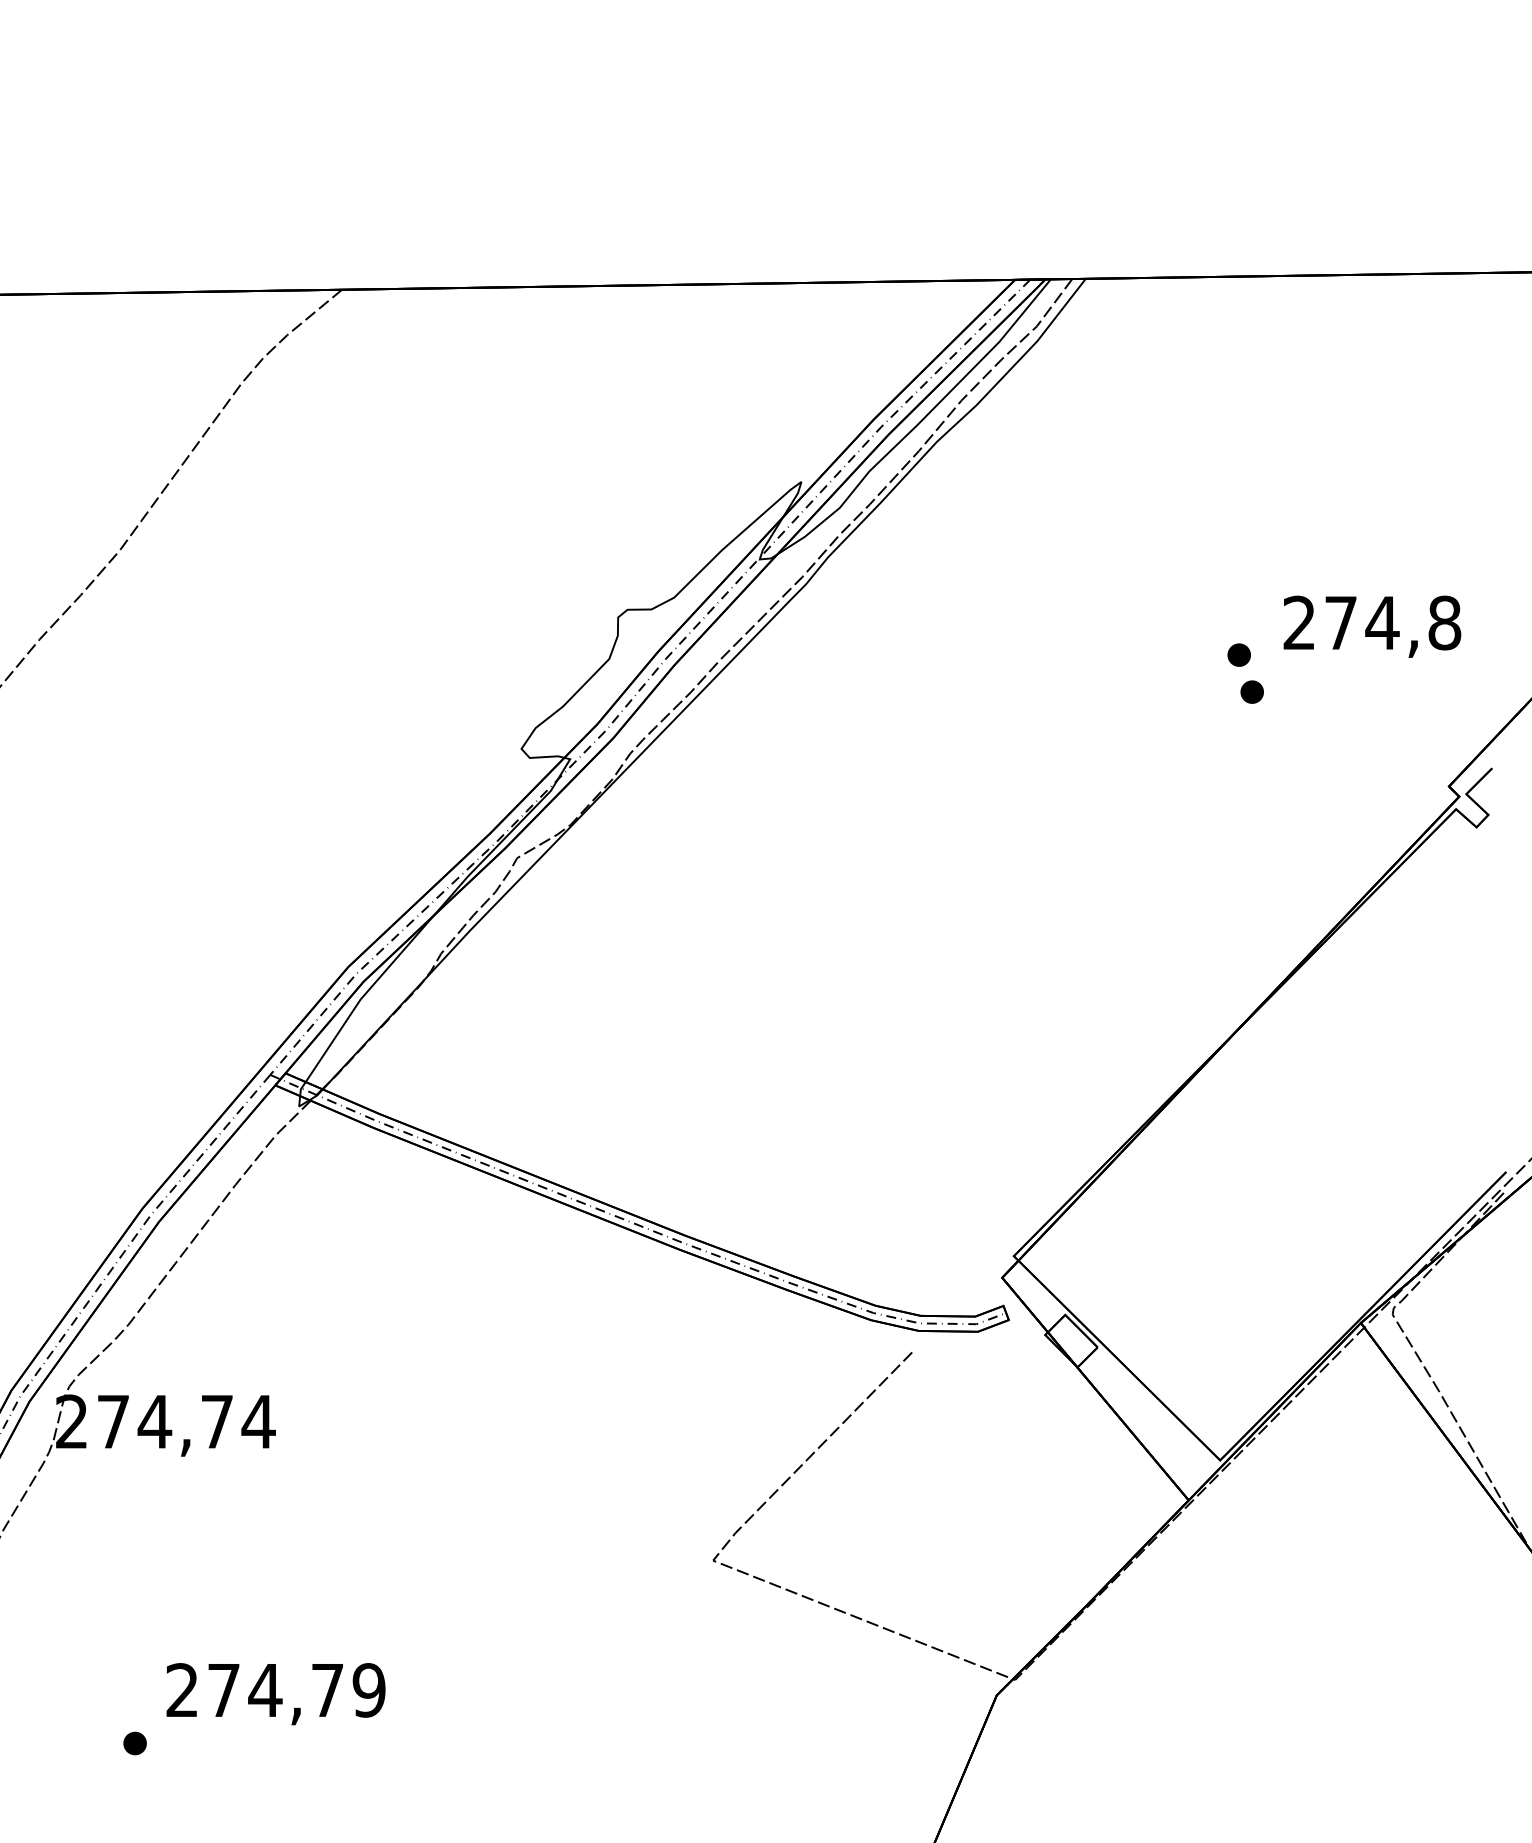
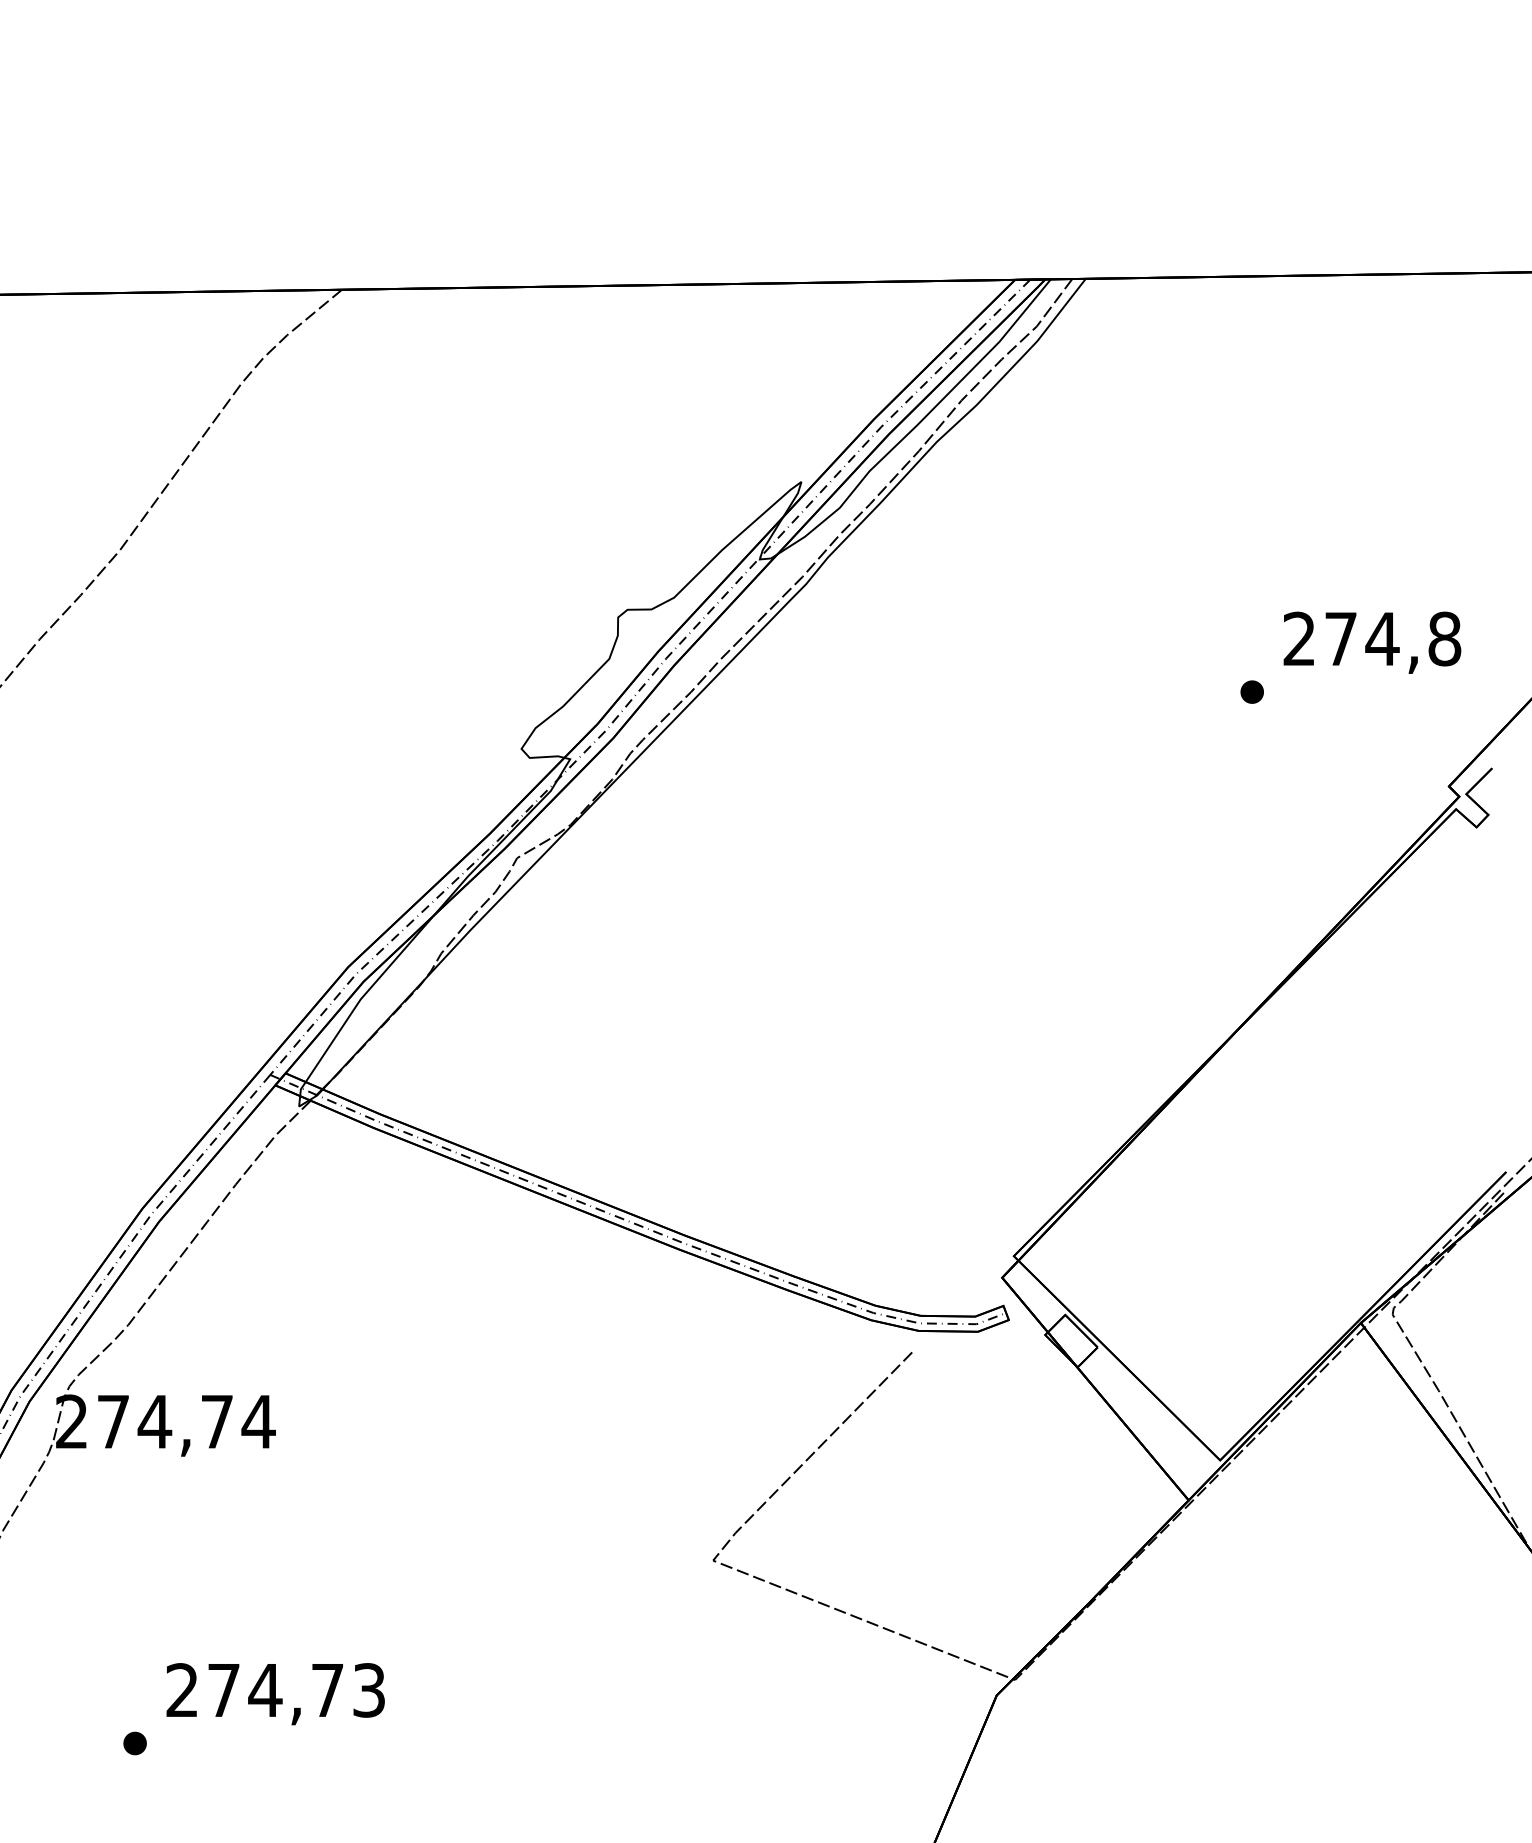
text position: (1372, 626) -> (1372, 642) (1372, 642)
part: present -> none (1238, 654)
text: 274,79 -> 274,73 (368, 1690)
